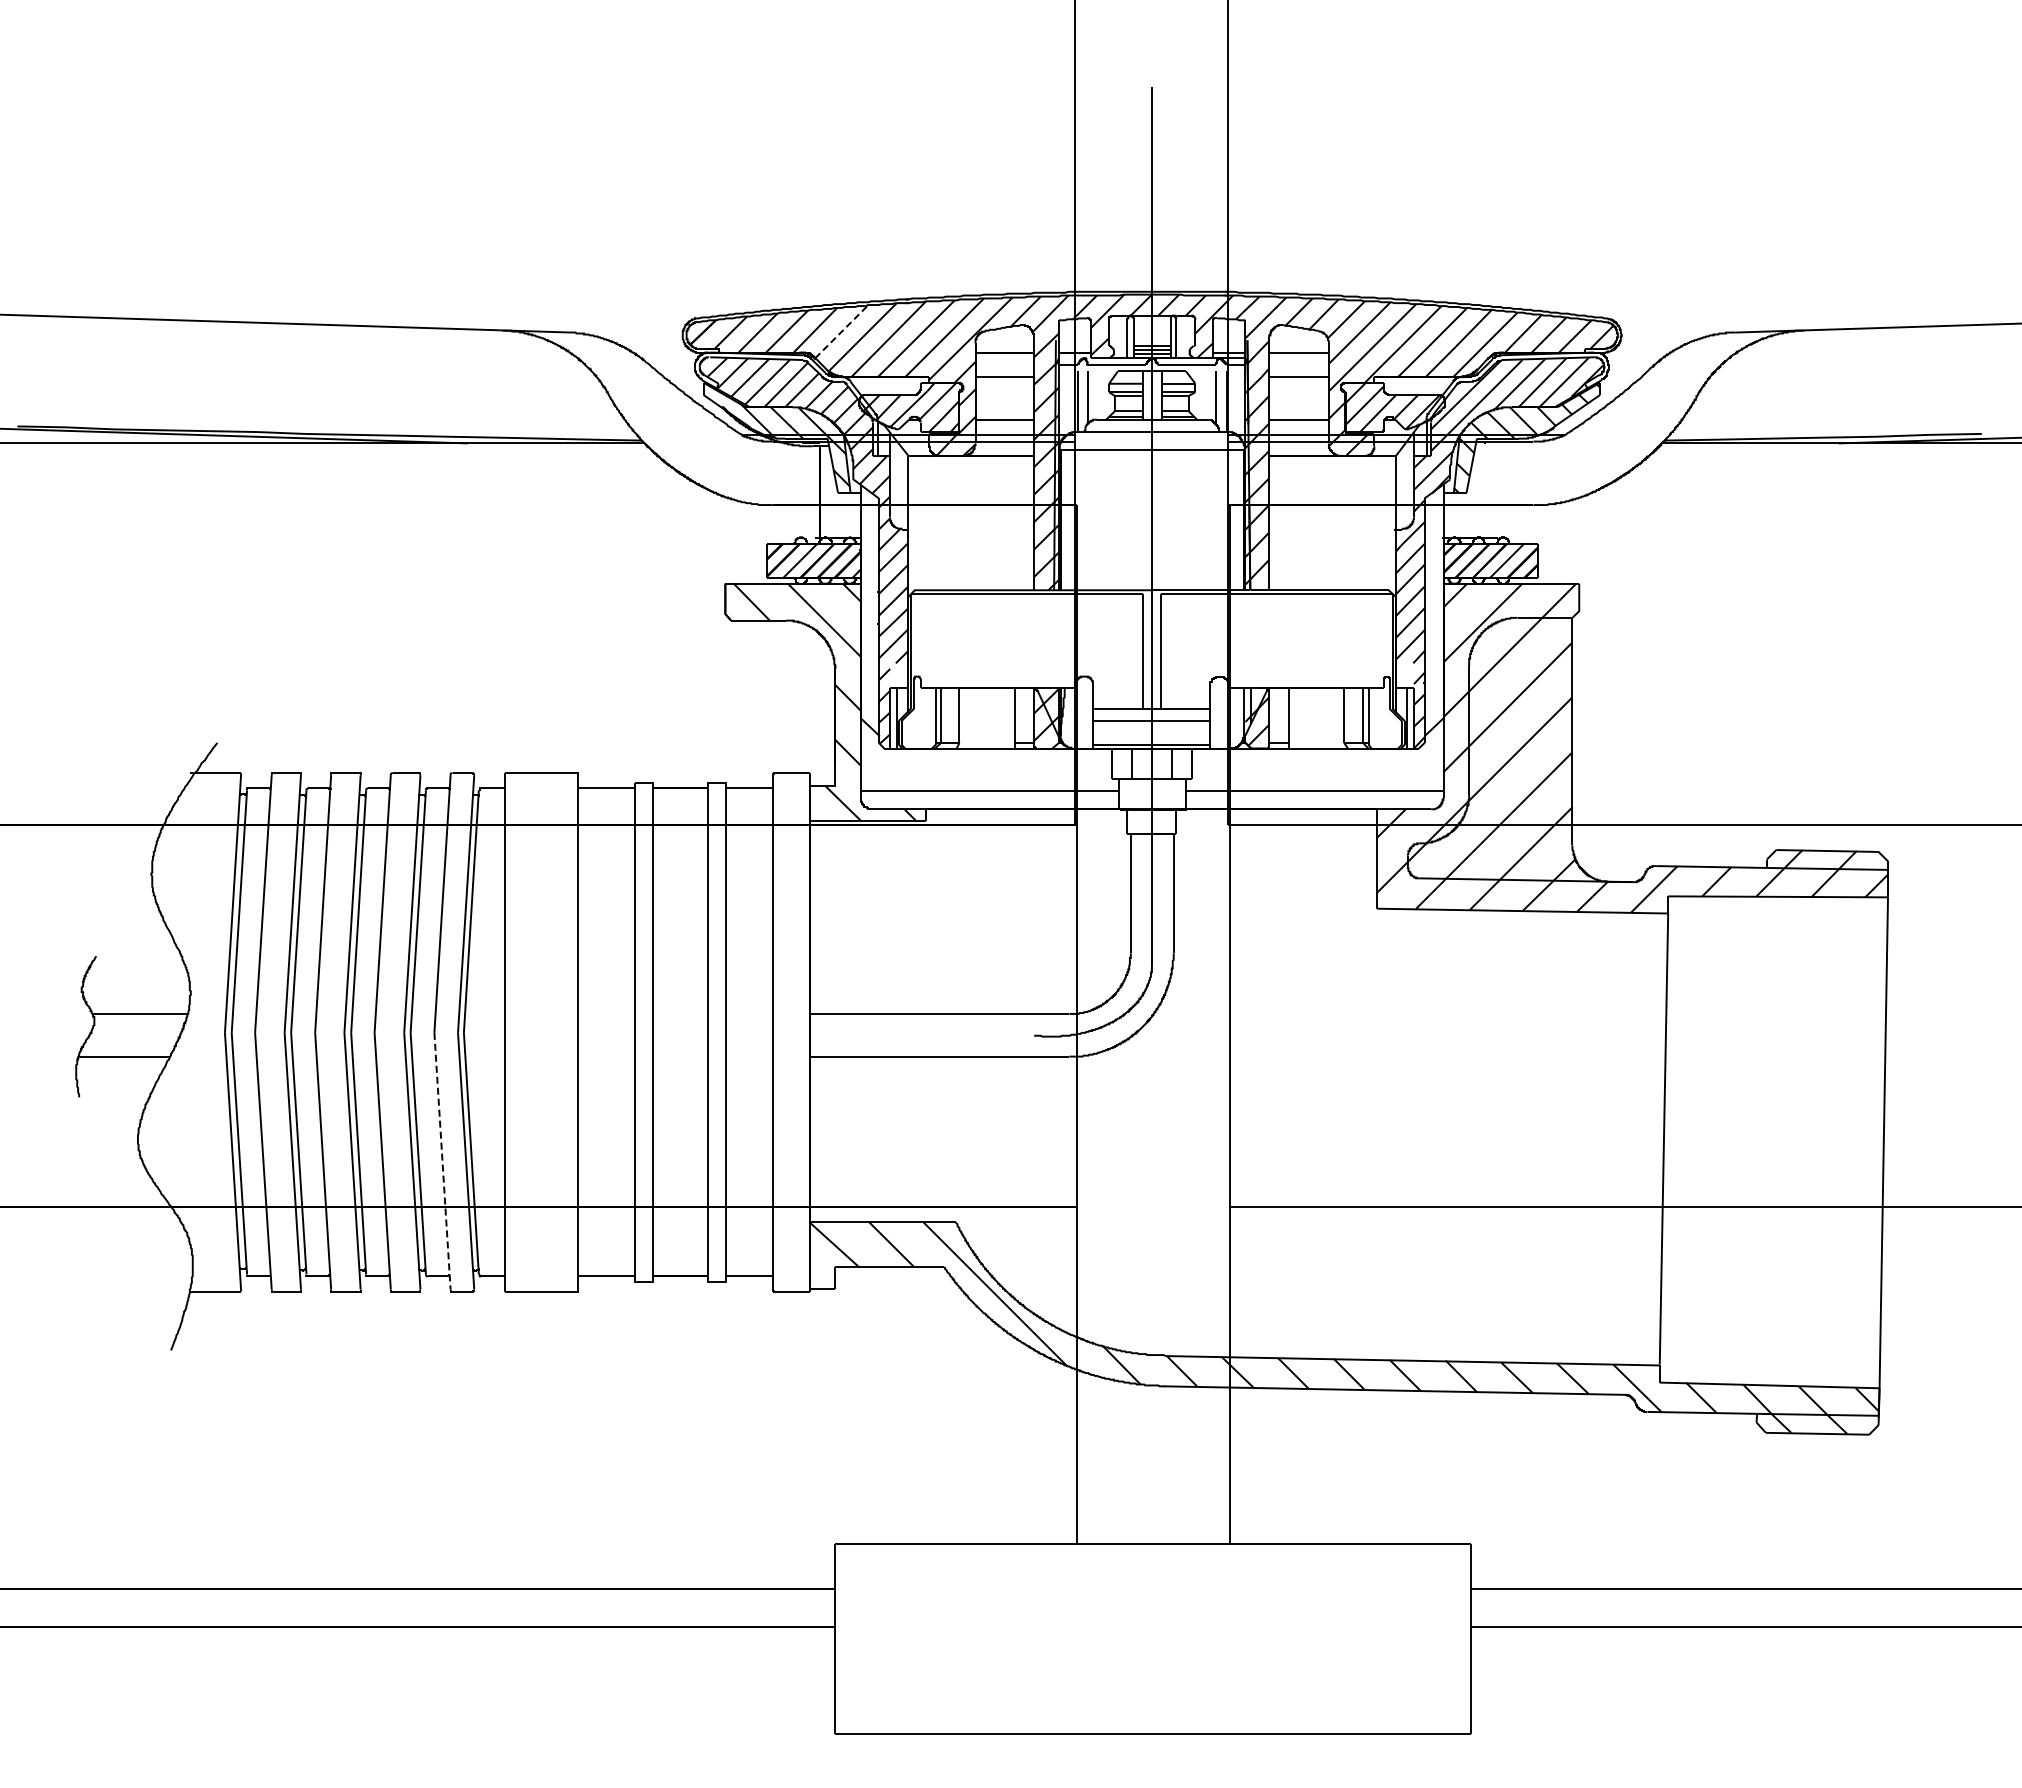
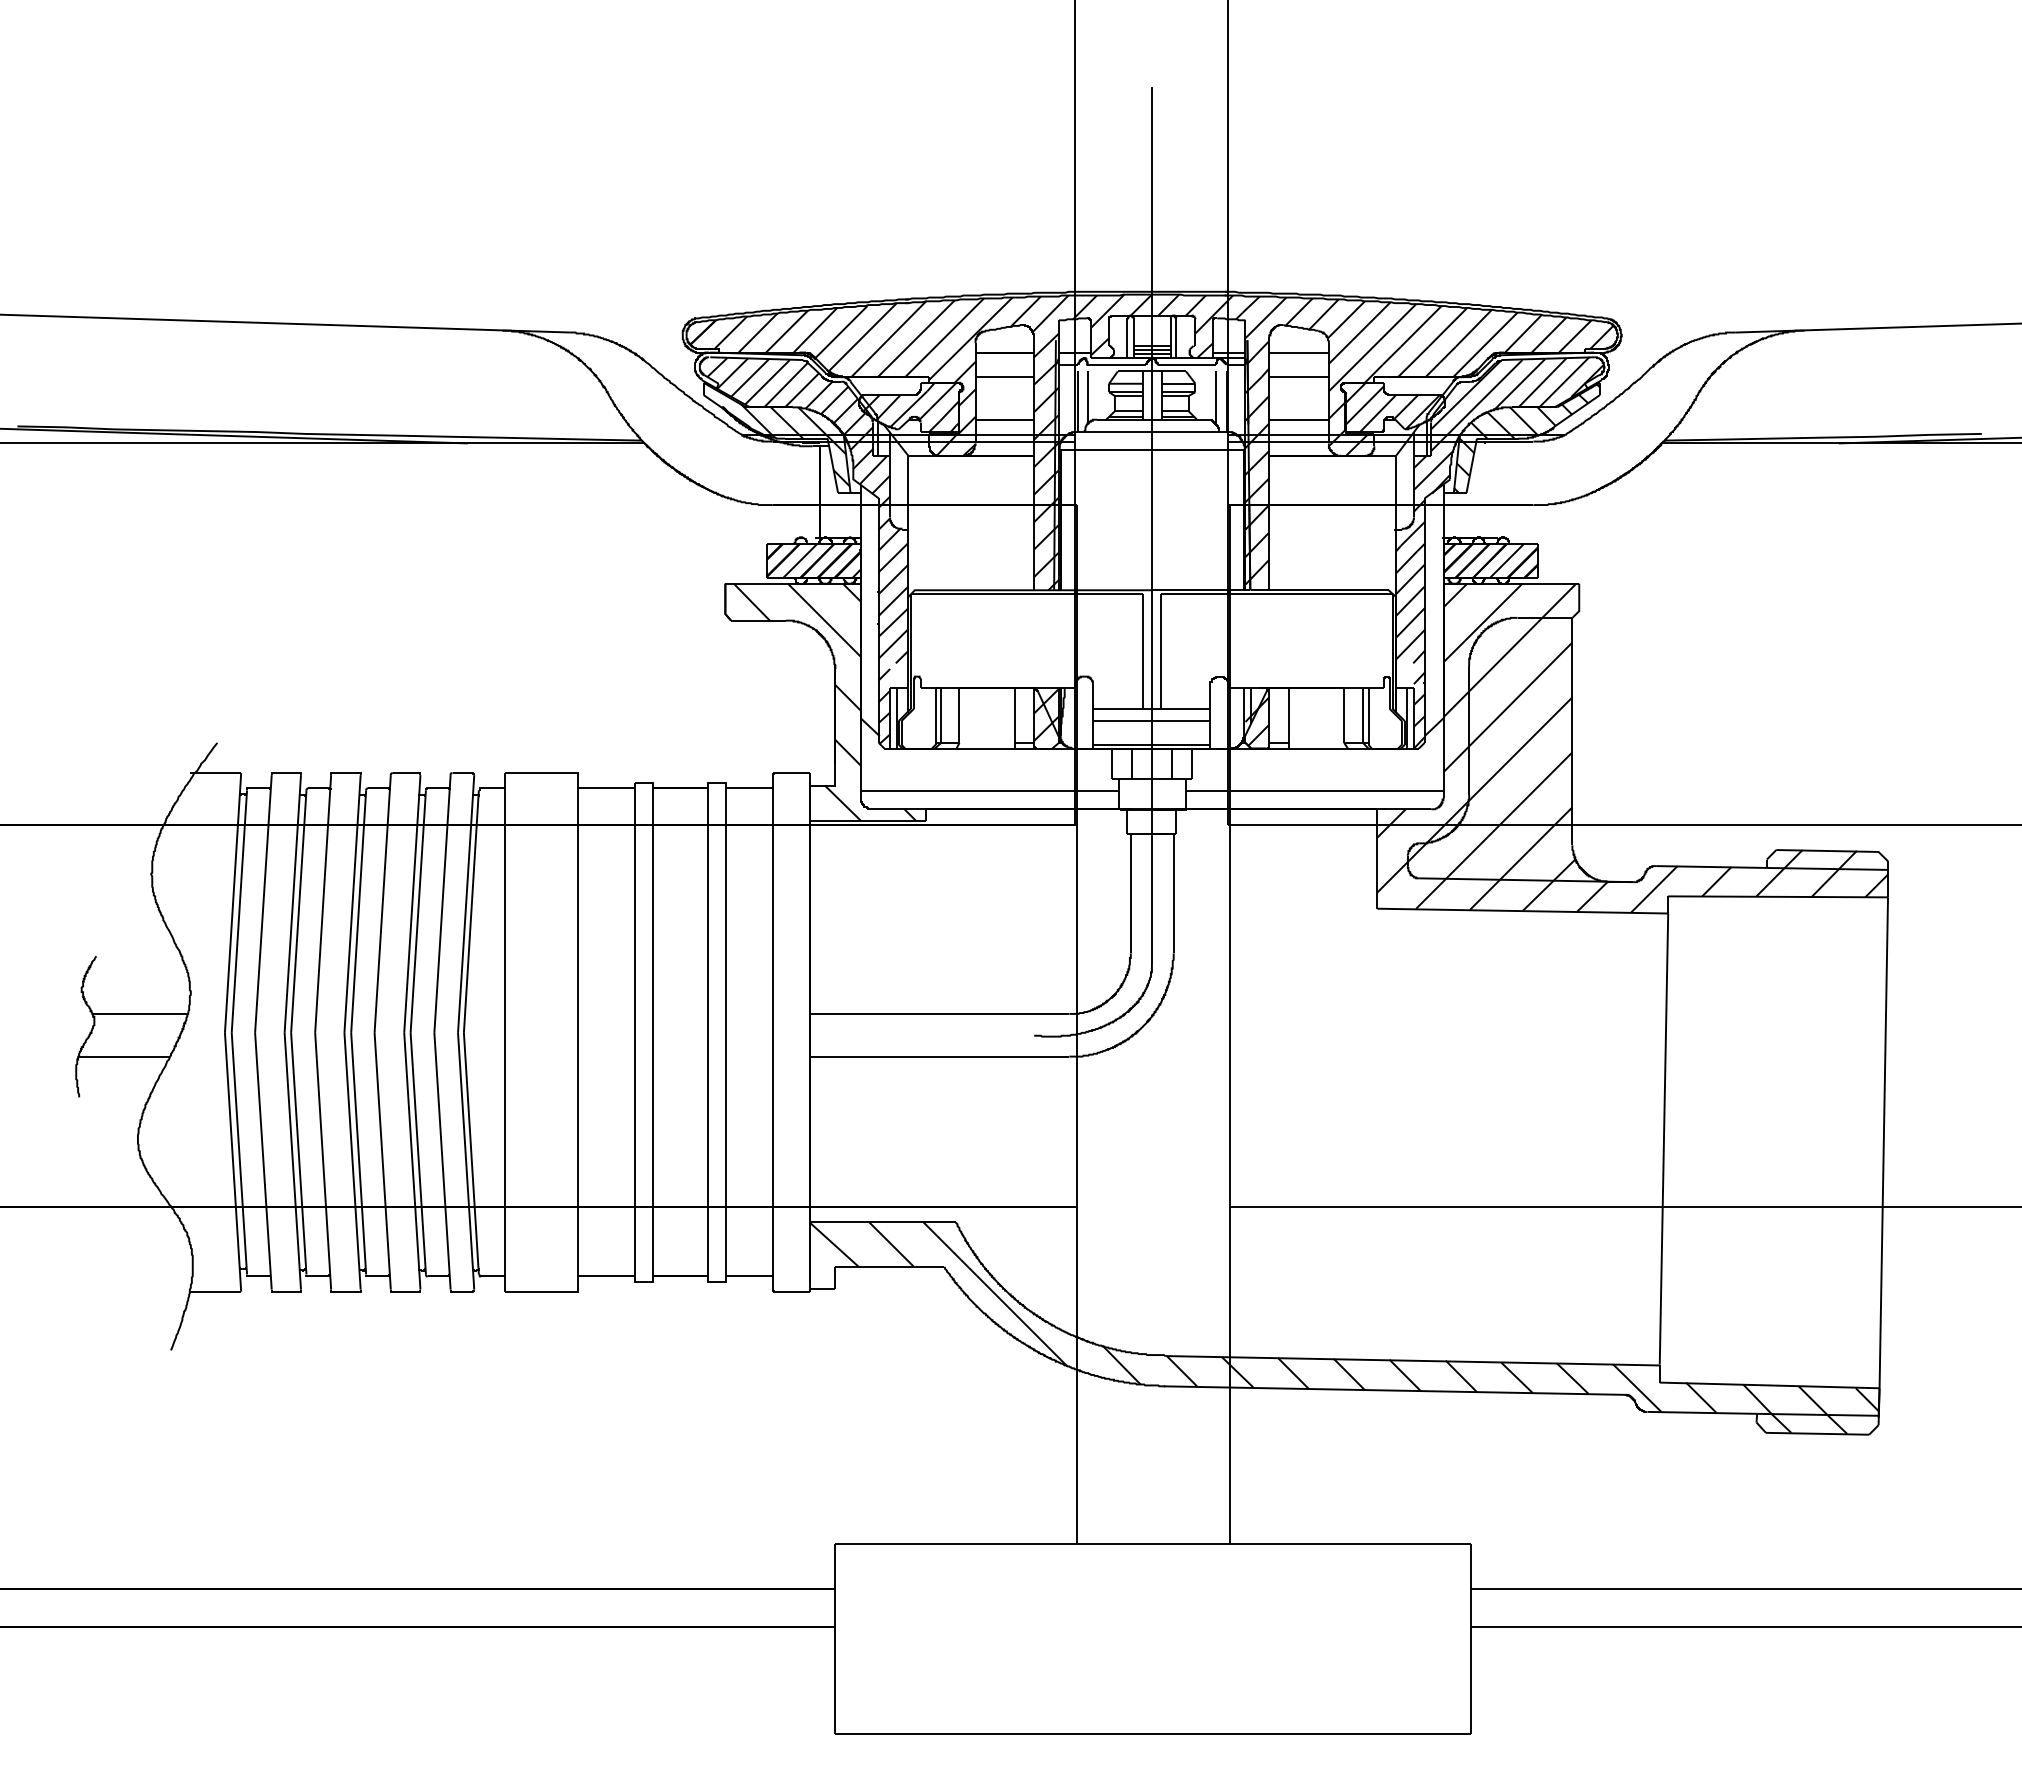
line: dashed -> solid (841, 332)
line: dashed -> solid (442, 1161)
